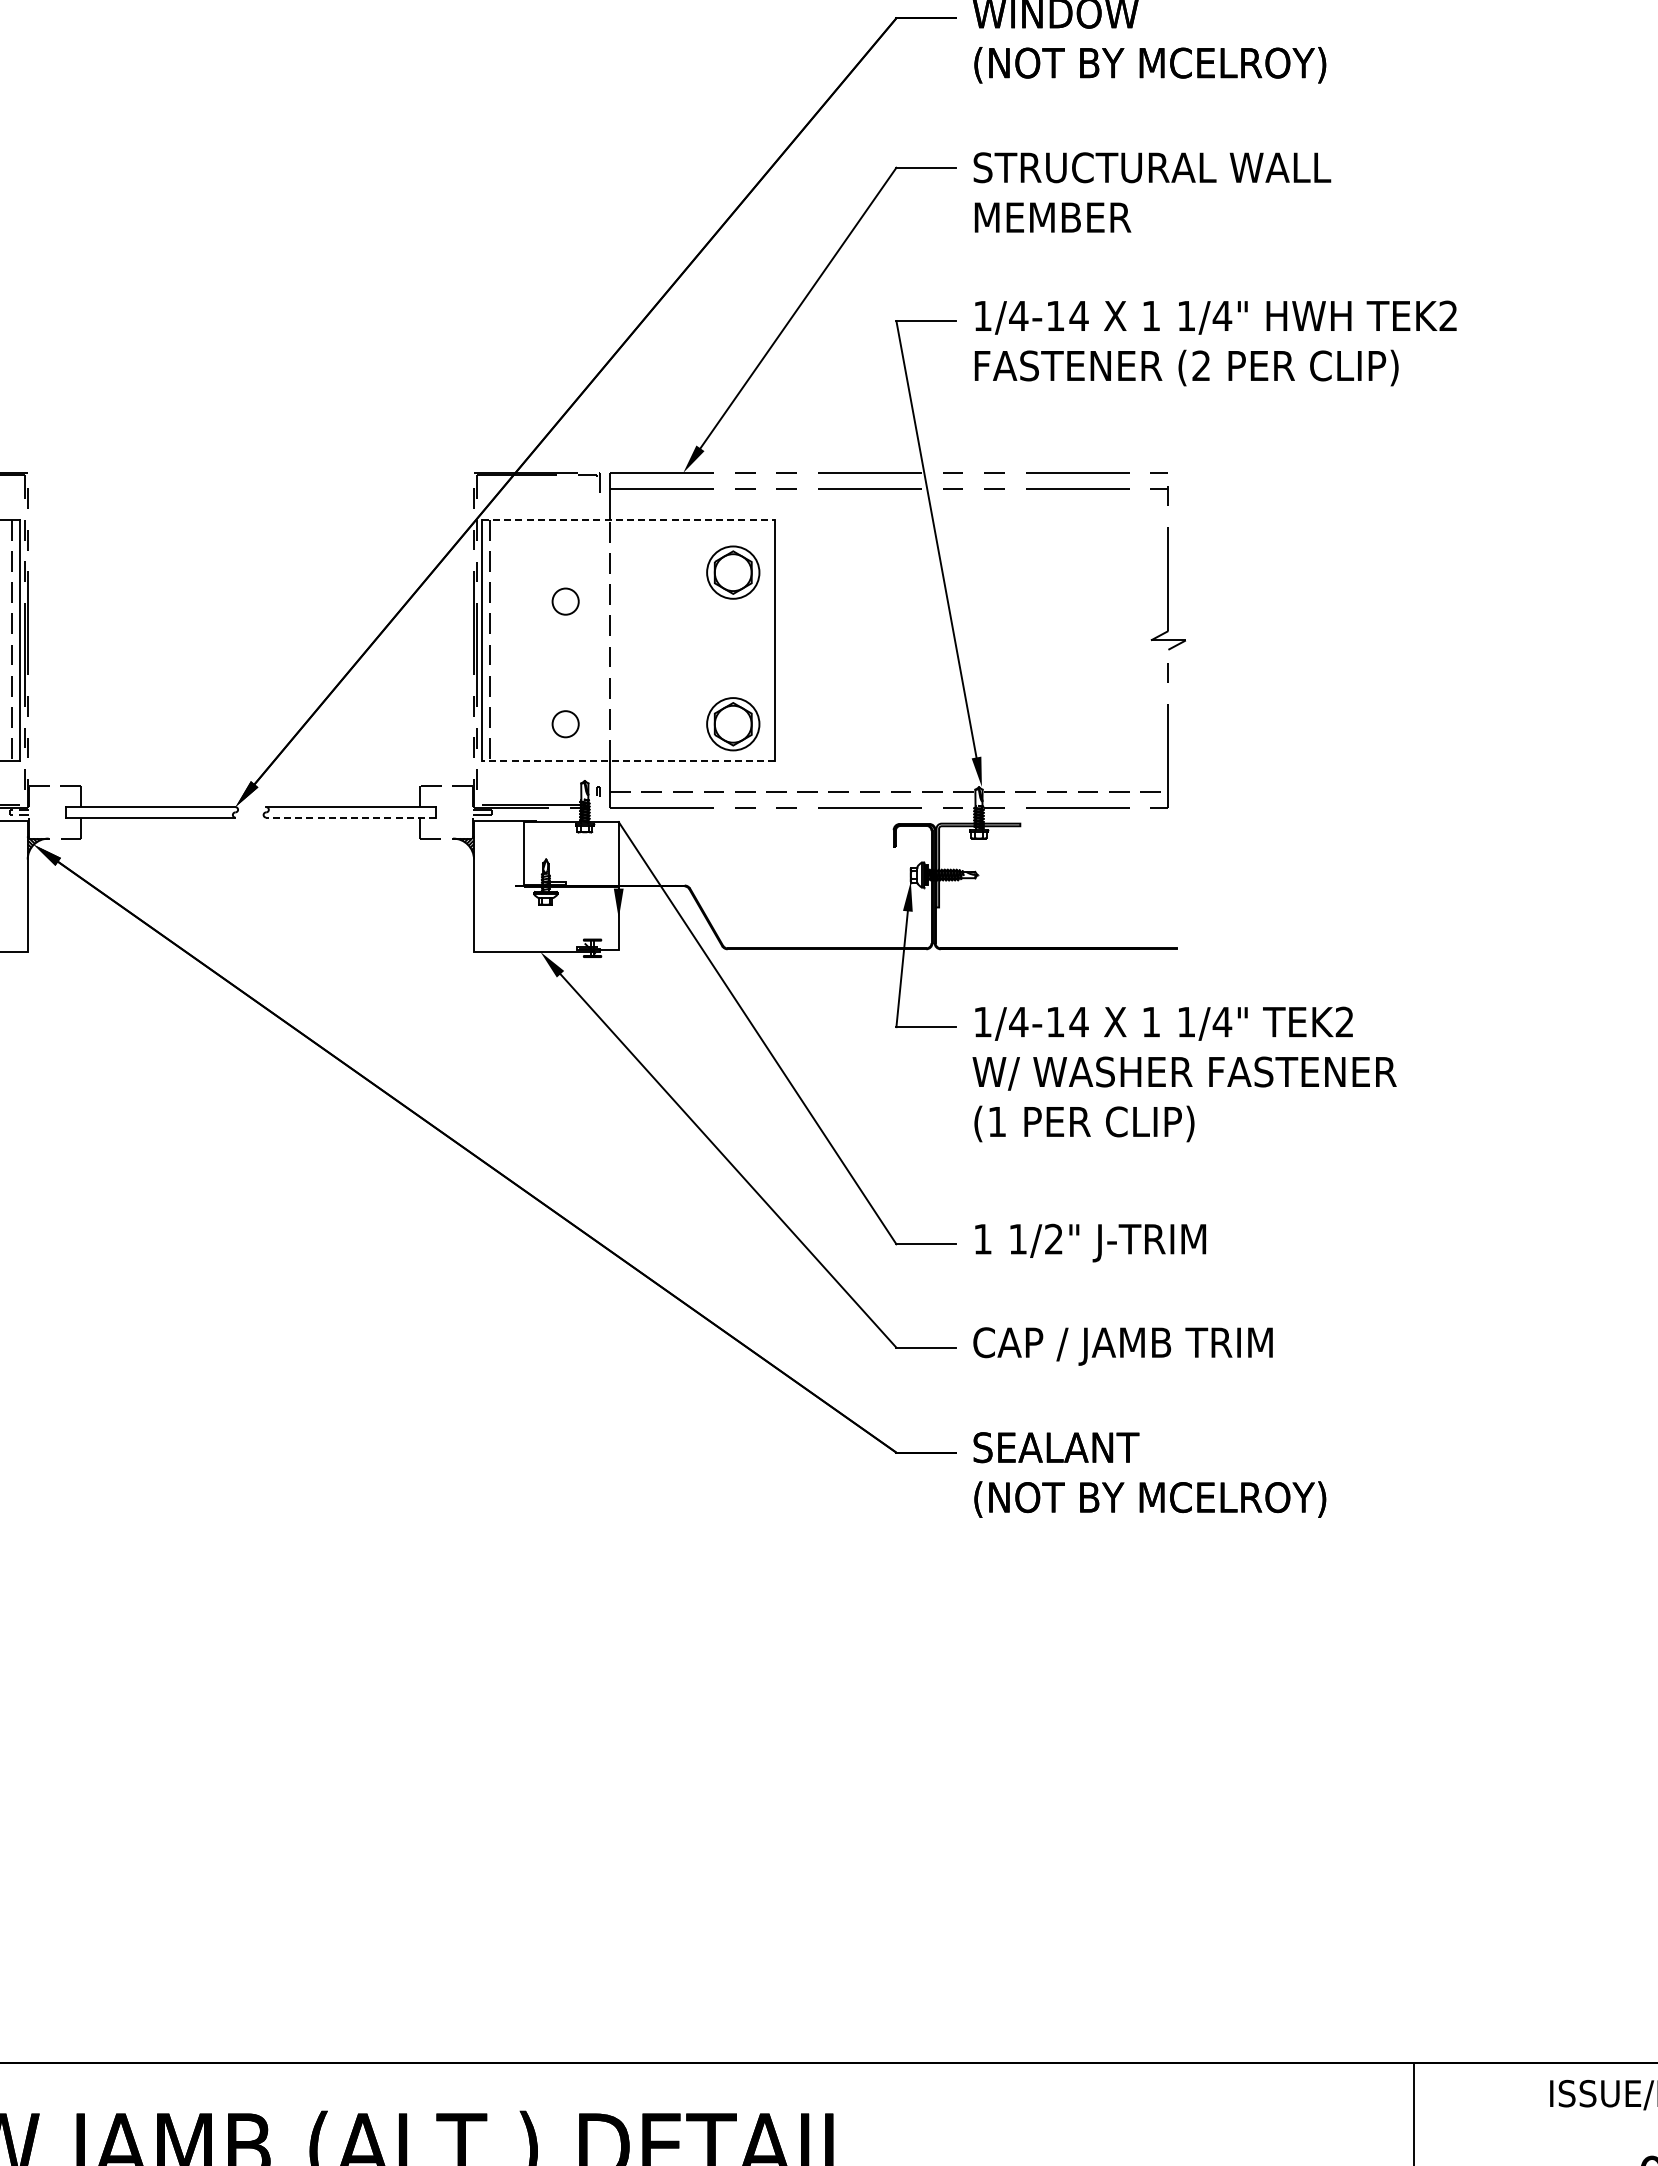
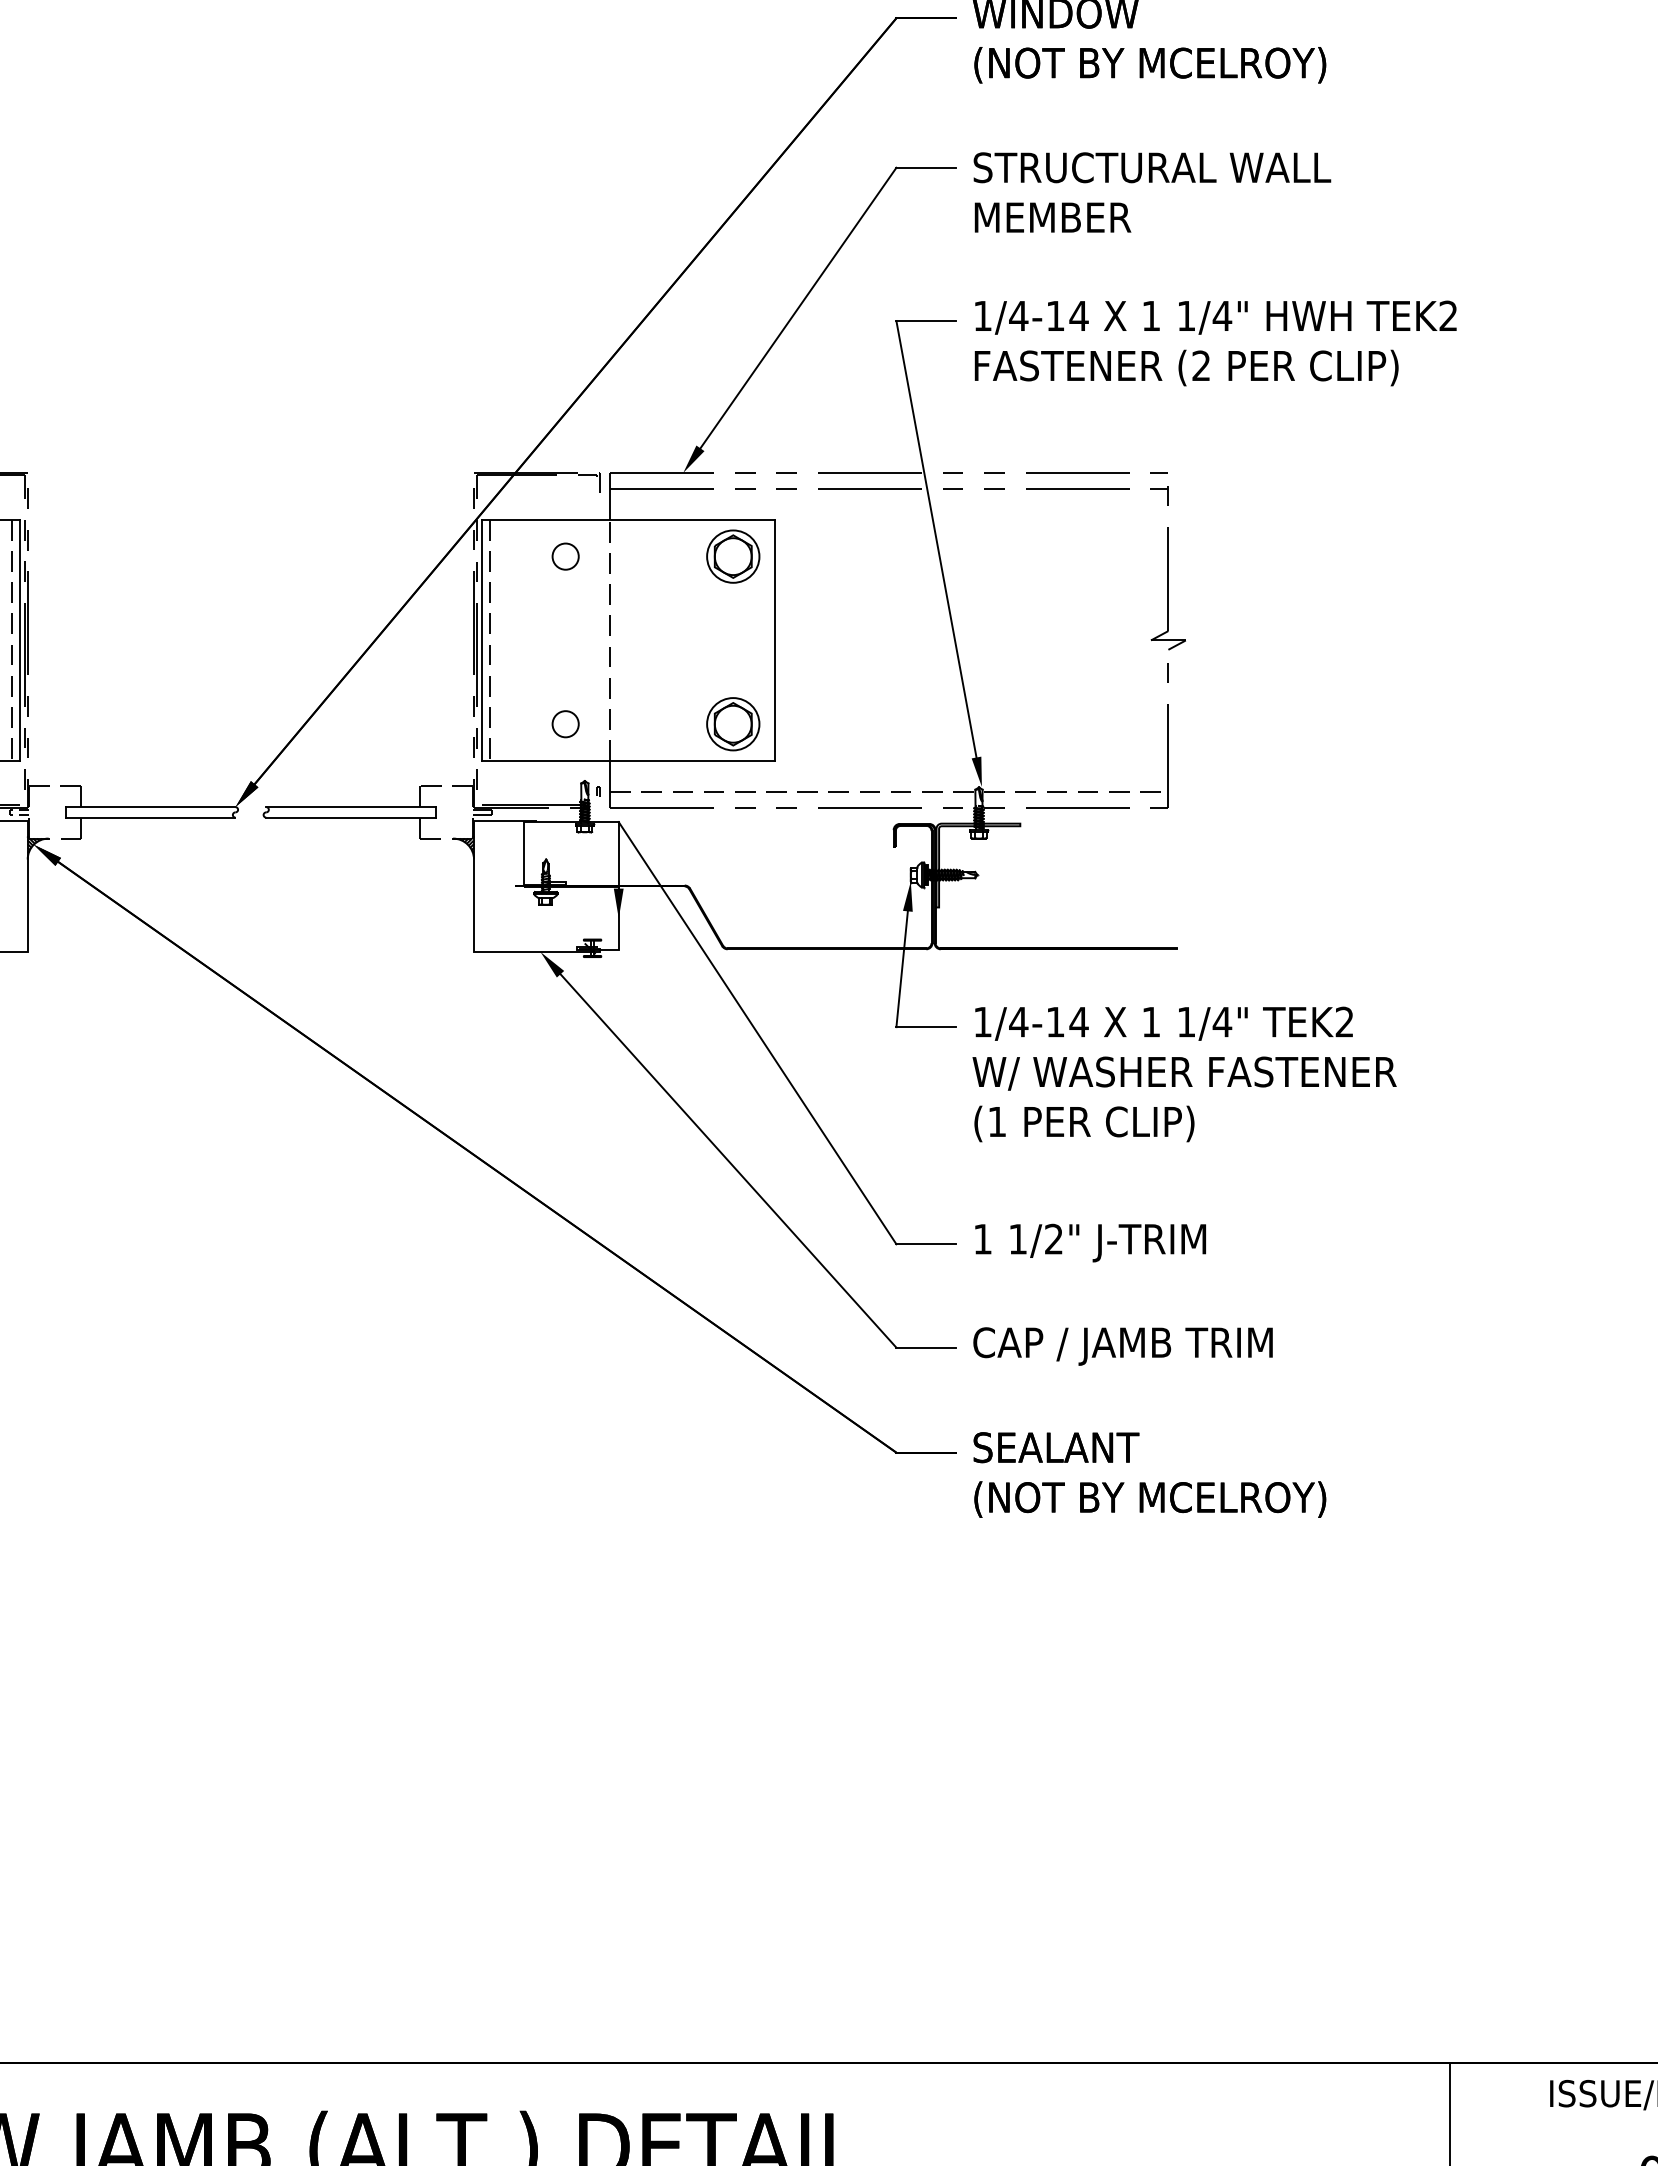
line: dashed -> solid (628, 520)
part position: (733, 572) -> (733, 556) (733, 556)
circle position: (565, 601) -> (565, 556) (565, 556)
line: dashed -> solid (628, 760)
line: dashed -> solid (351, 817)
line position: (1413, 2112) -> (1449, 2112) (1449, 2112)
